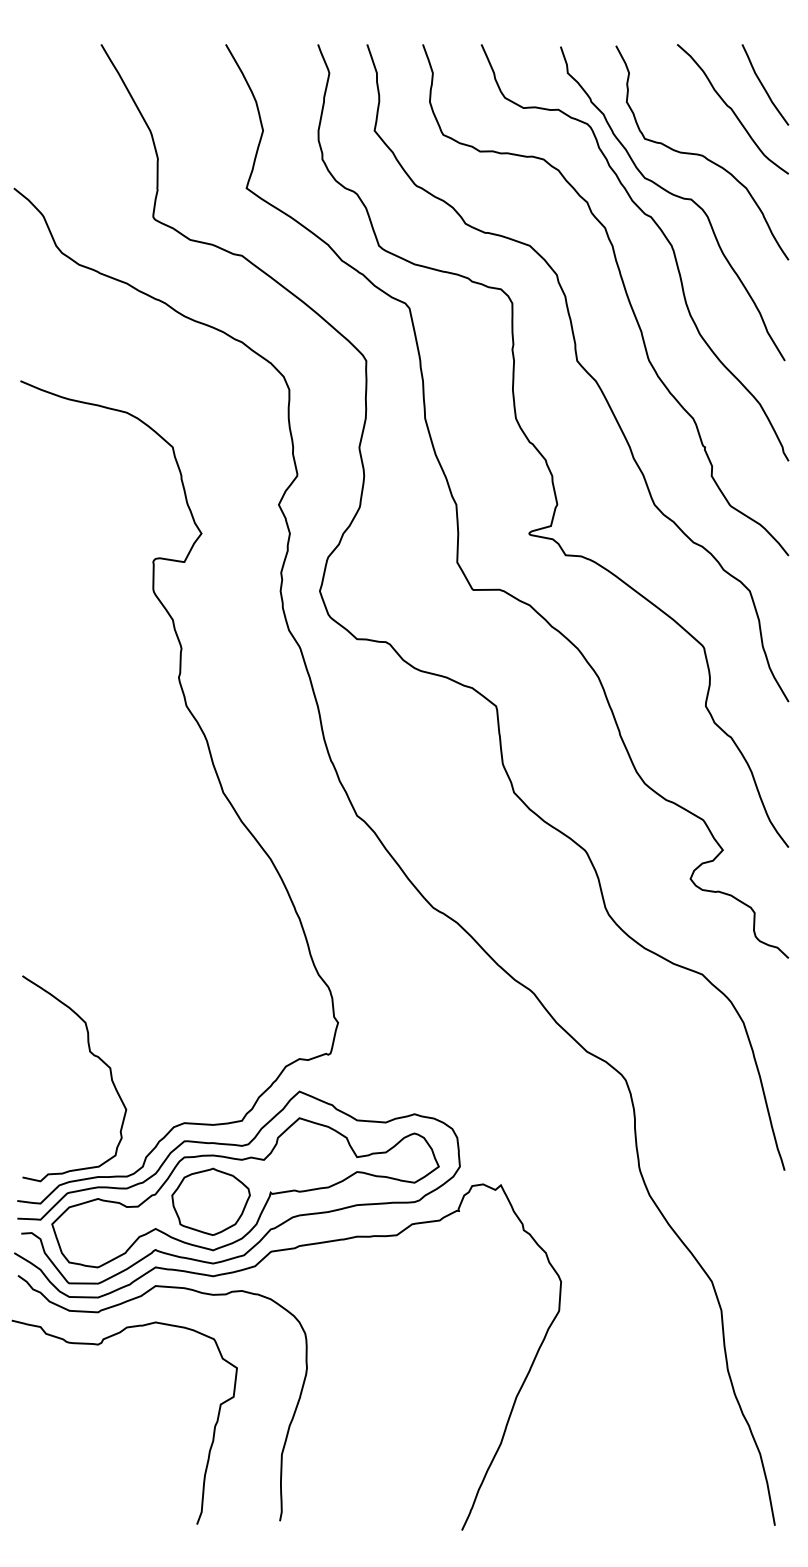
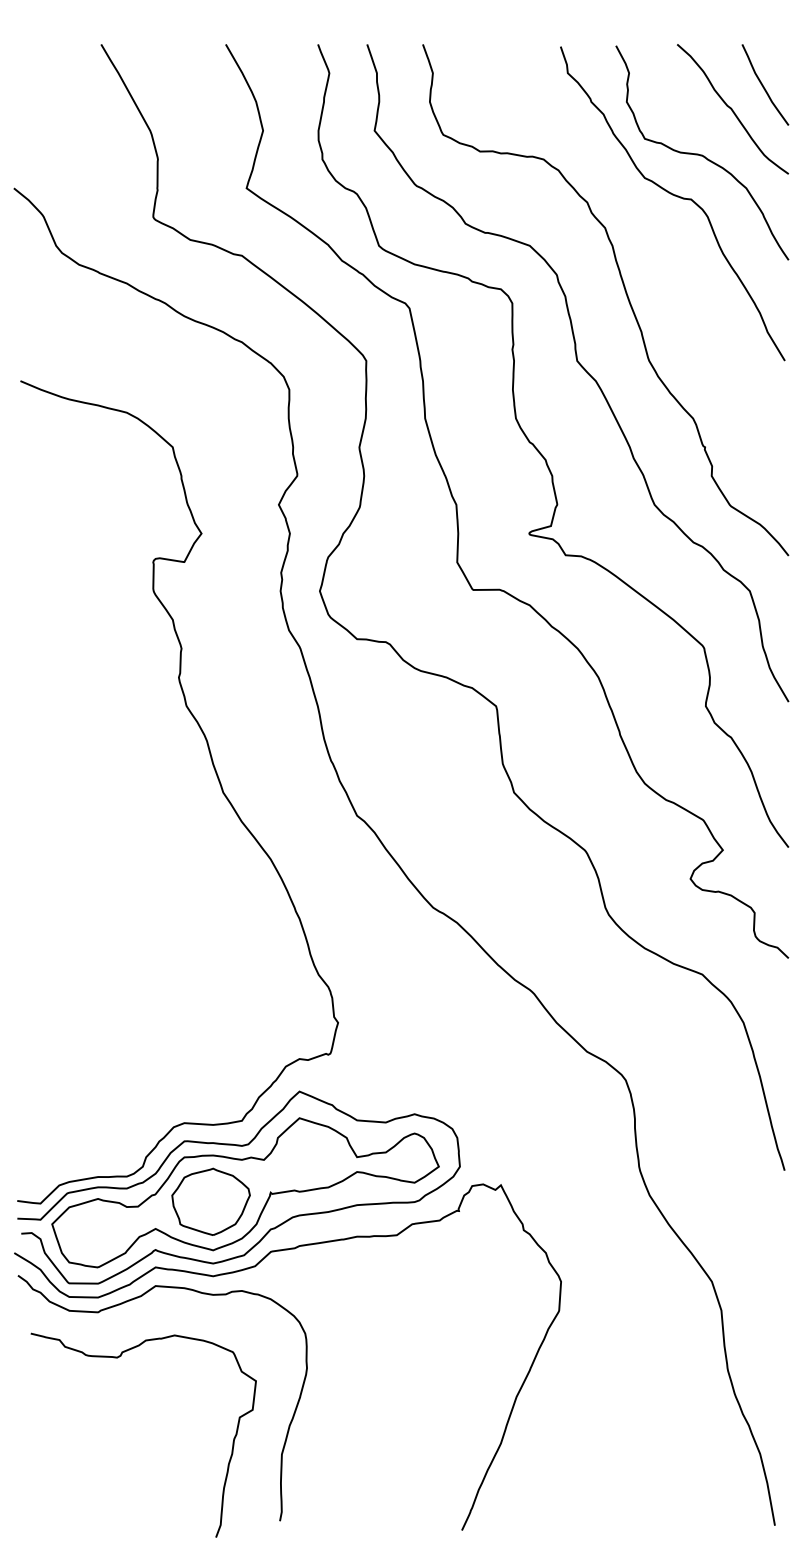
curve: present -> none (664, 237)
curve: present -> none (92, 1055)
curve position: (98, 1345) -> (117, 1358) (117, 1358)
